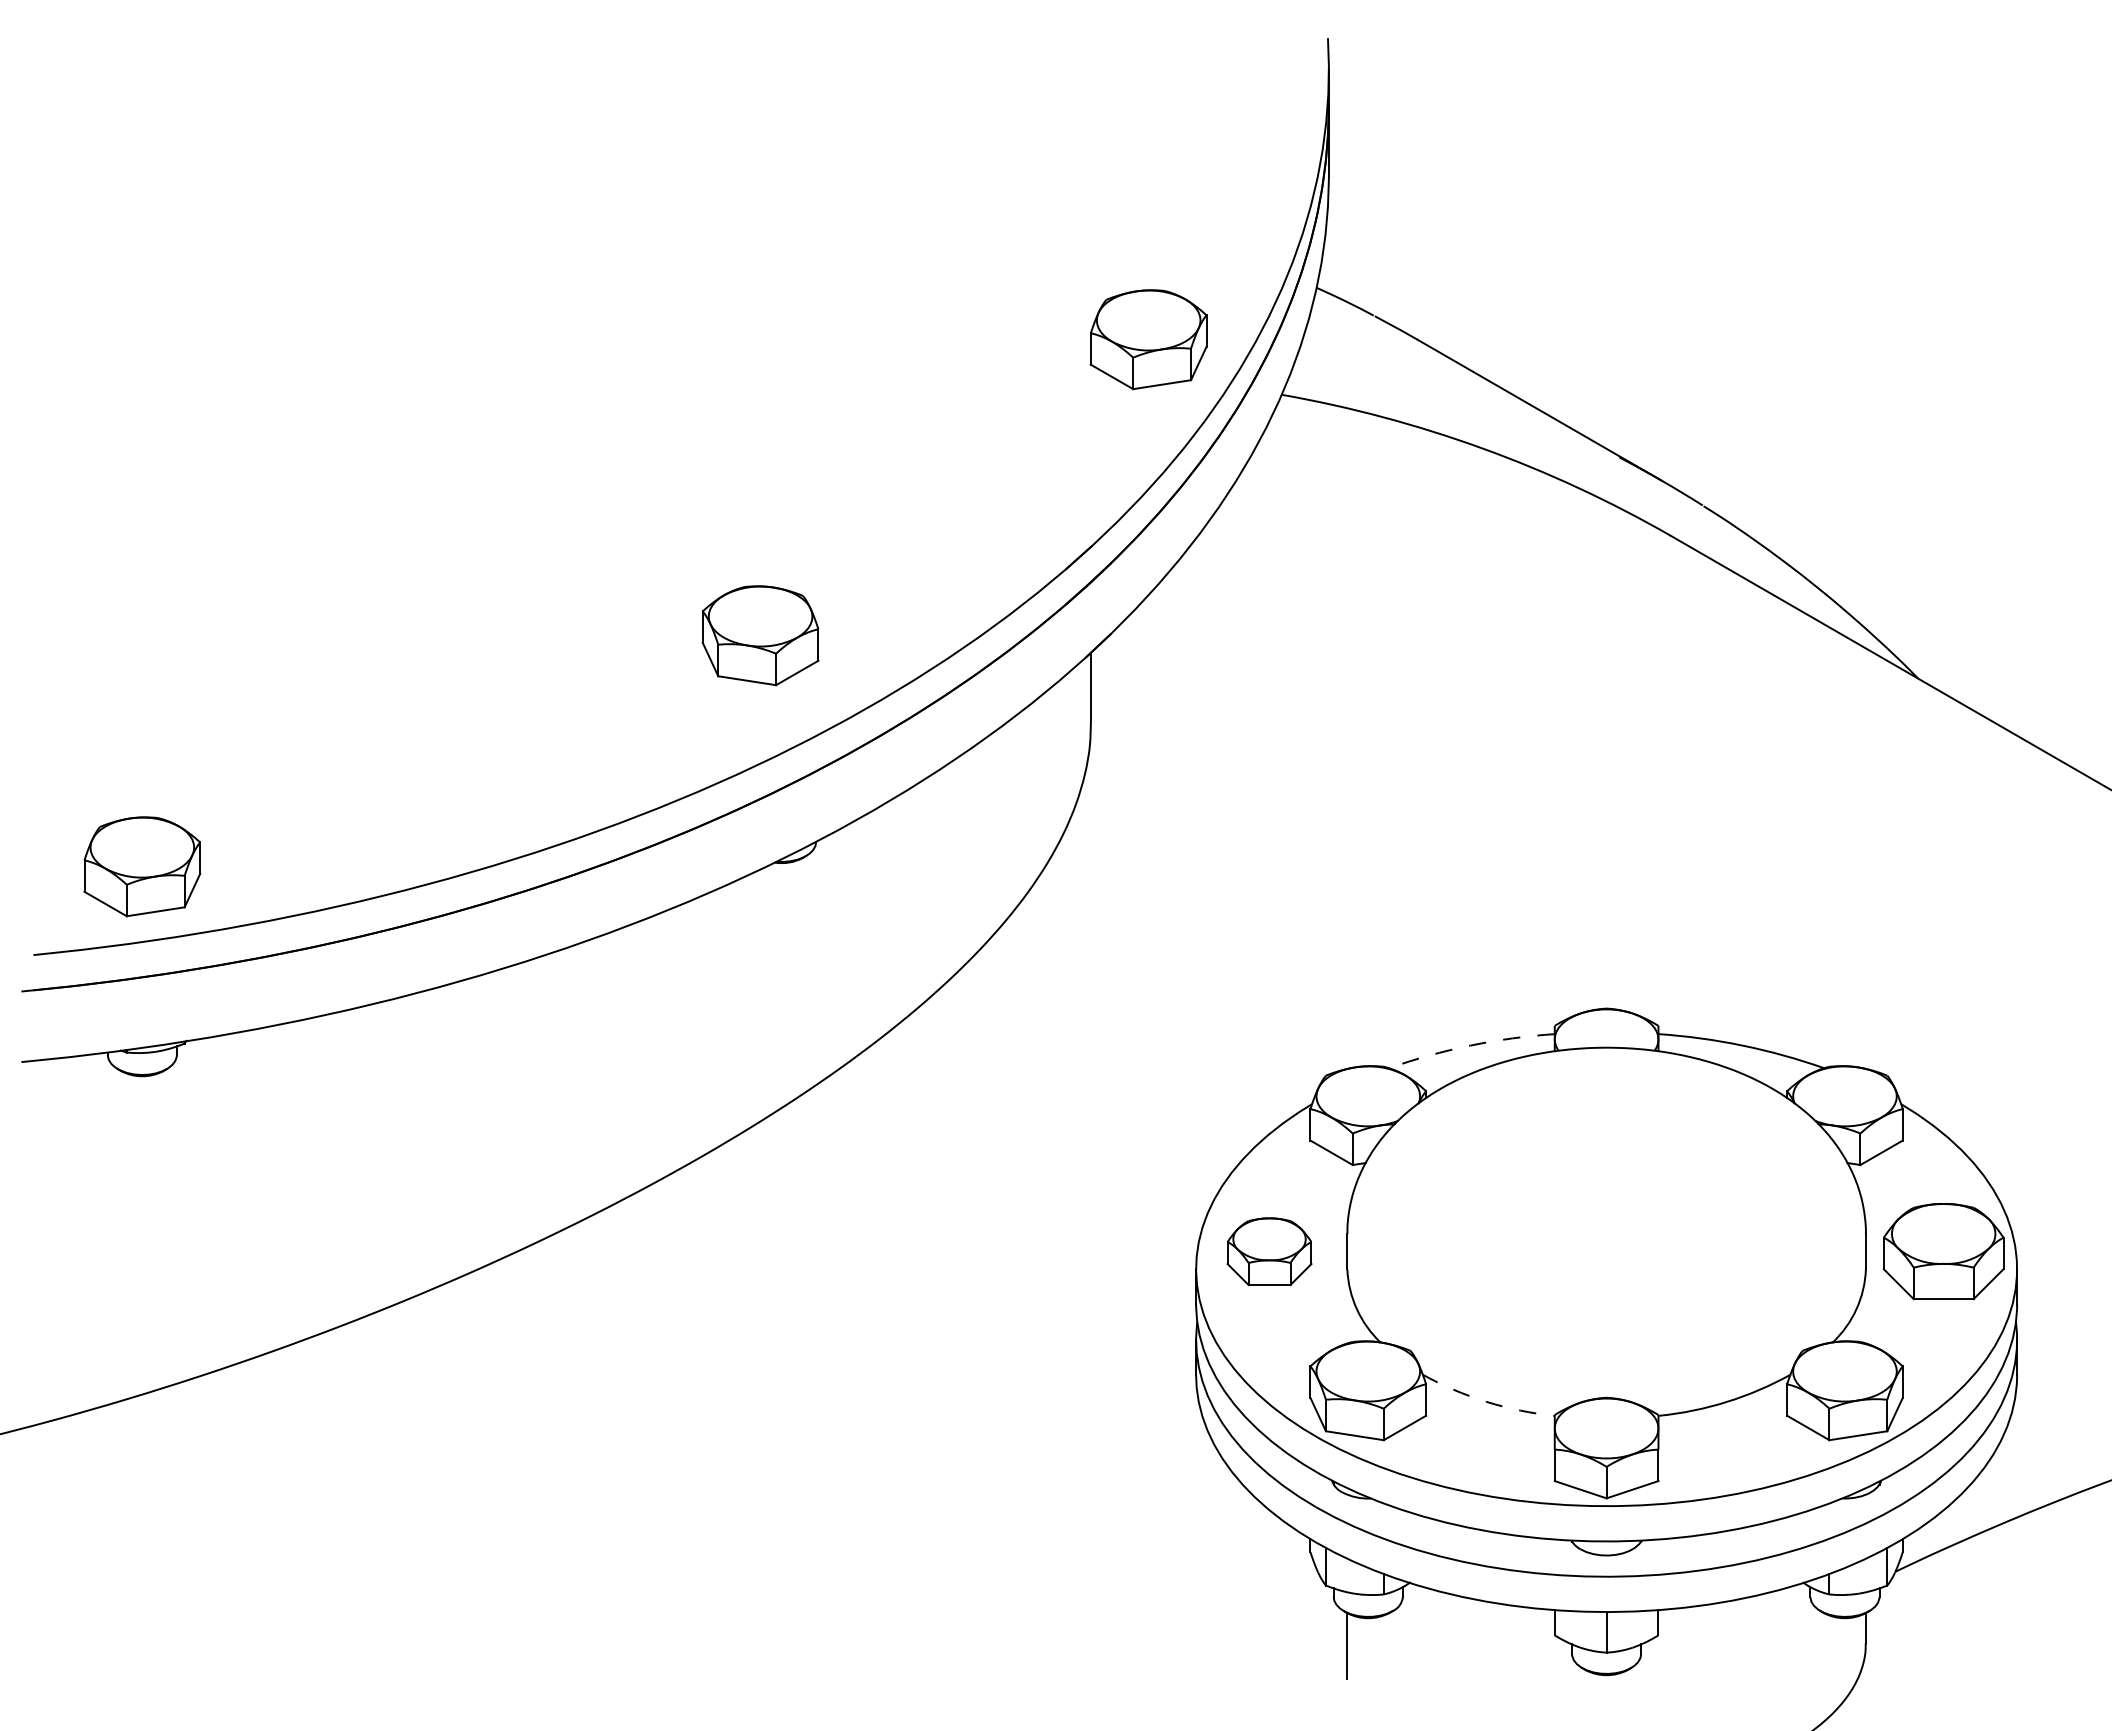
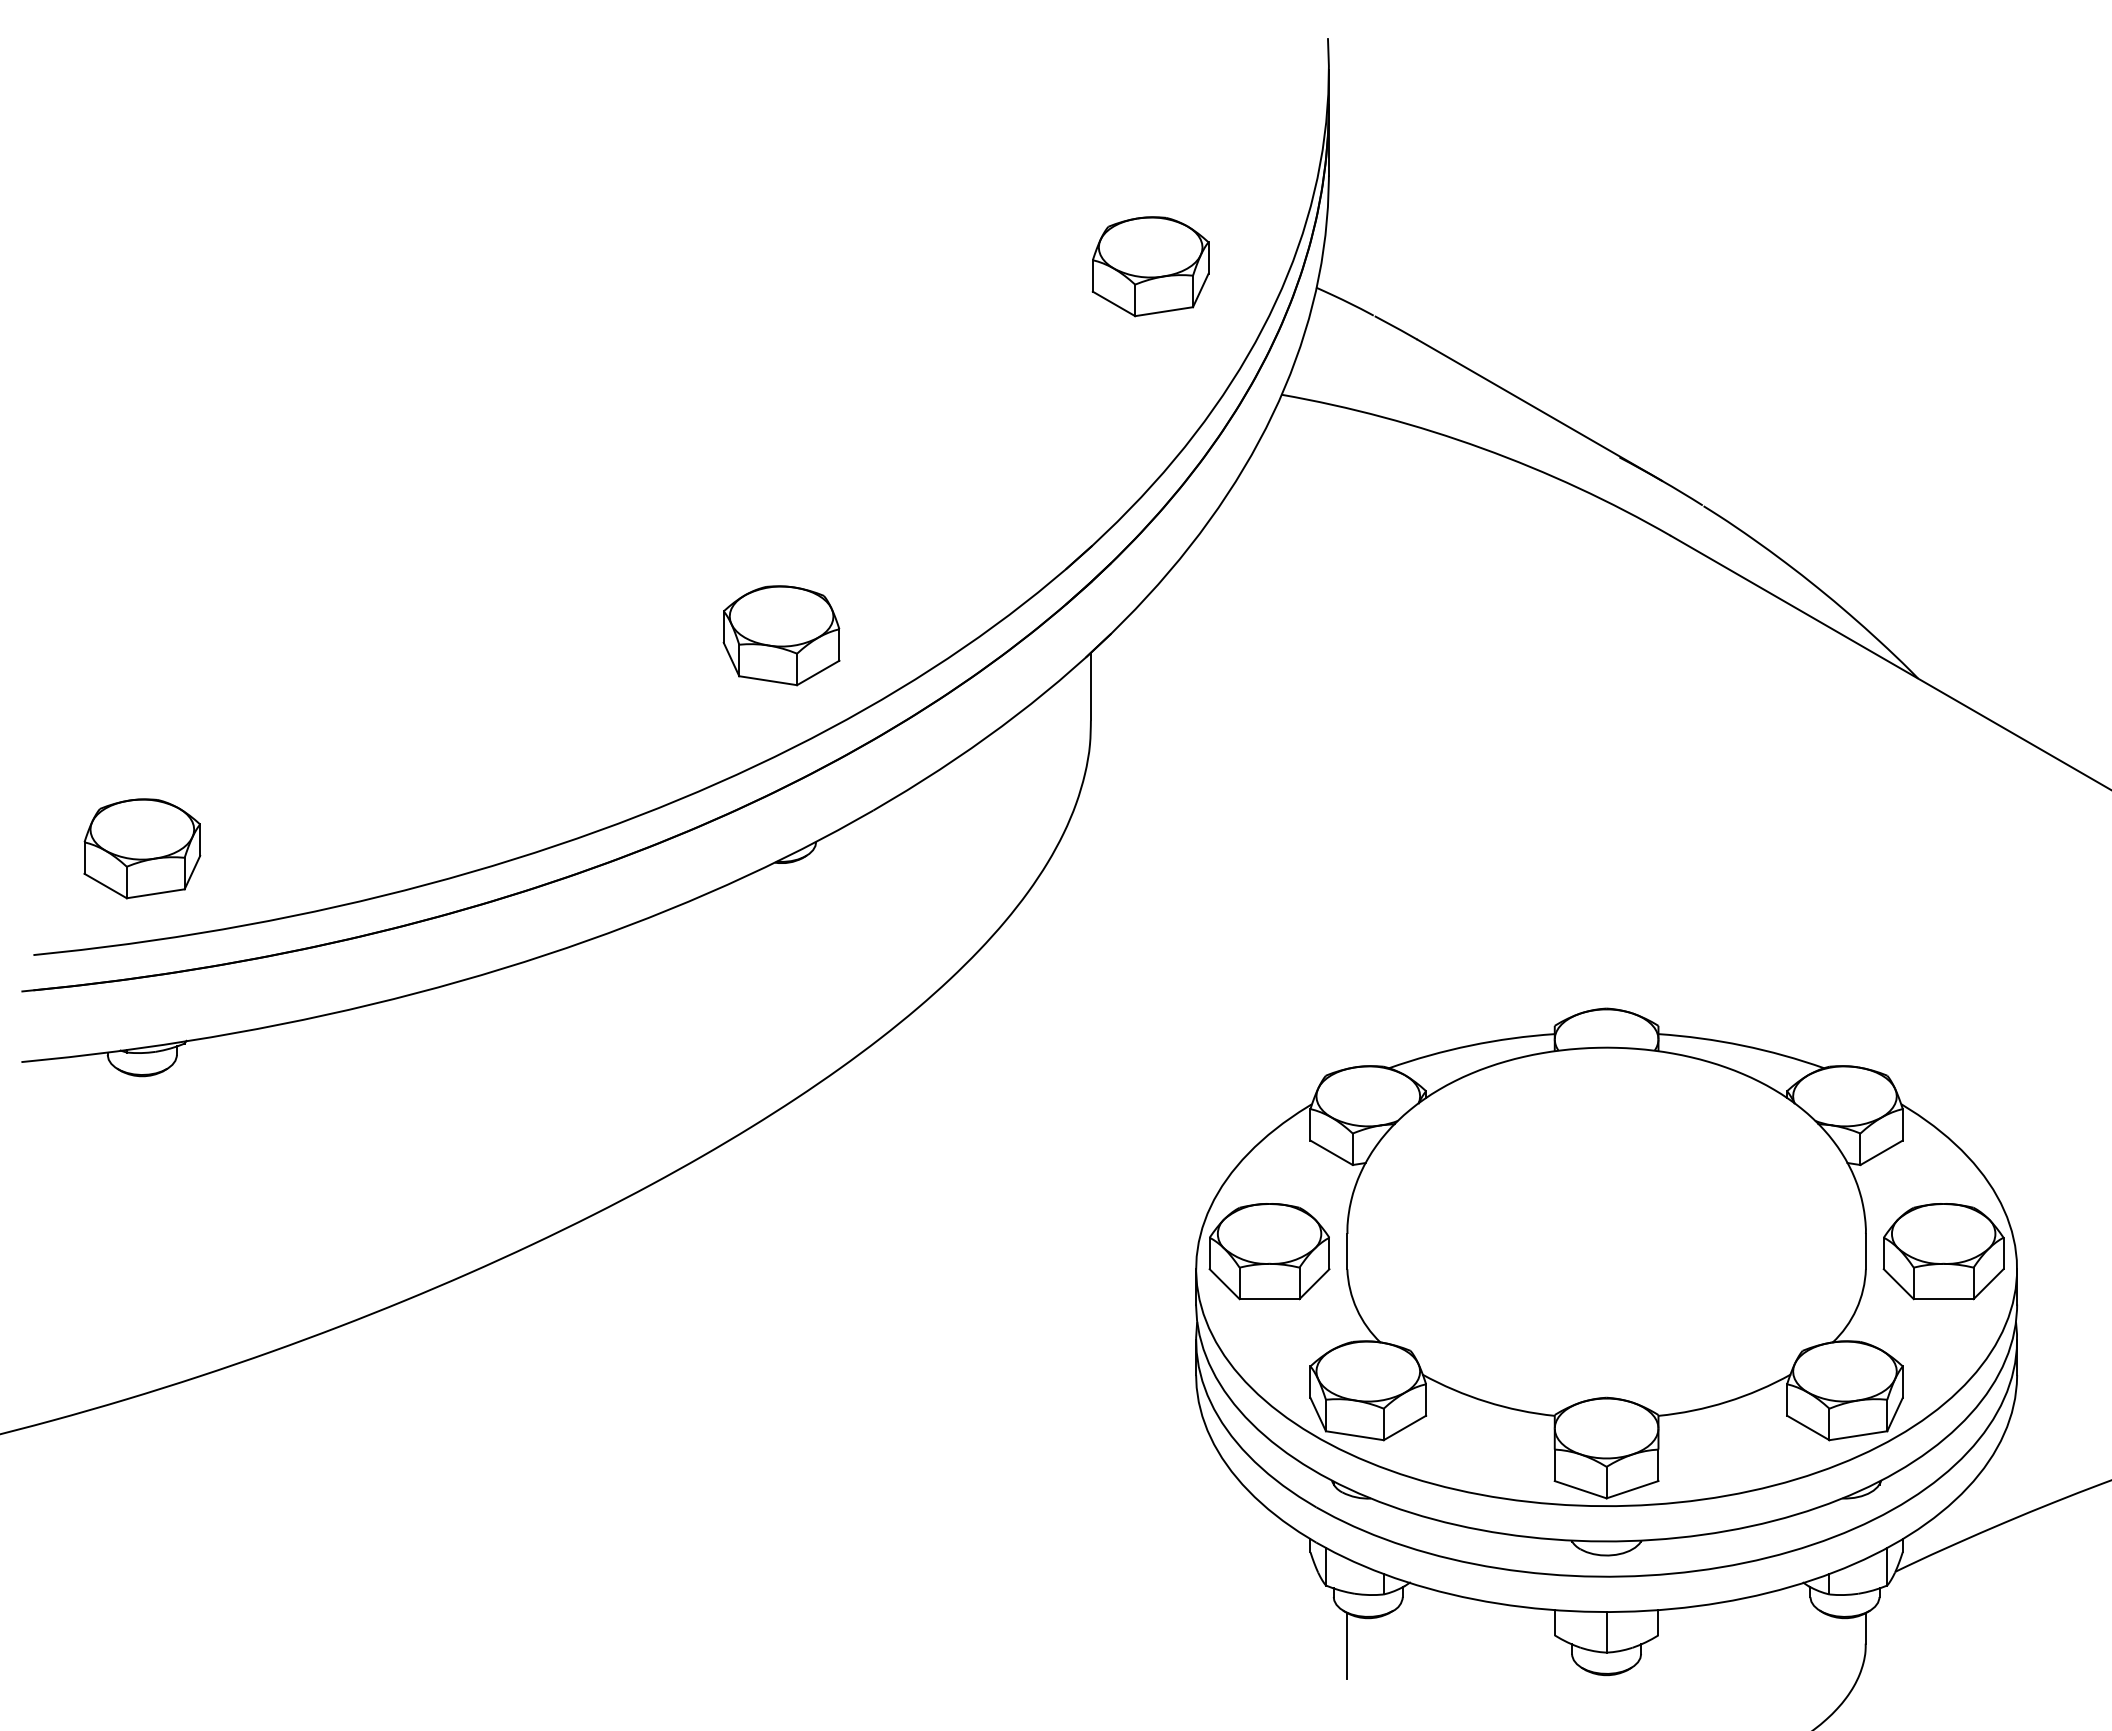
part position: (1148, 339) -> (1150, 266) (1150, 266)
part position: (760, 635) -> (781, 635) (781, 635)
part position: (142, 866) -> (142, 848) (142, 848)
arc: dashed -> solid (1470, 1045)
part size: 87x70 px -> 123x98 px (1269, 1251)
arc: dashed -> solid (1486, 1401)
